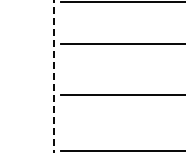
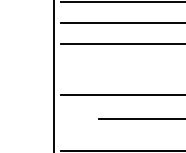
line: none -> present (121, 23)
line: dashed -> solid (54, 76)
line: none -> present (140, 118)
